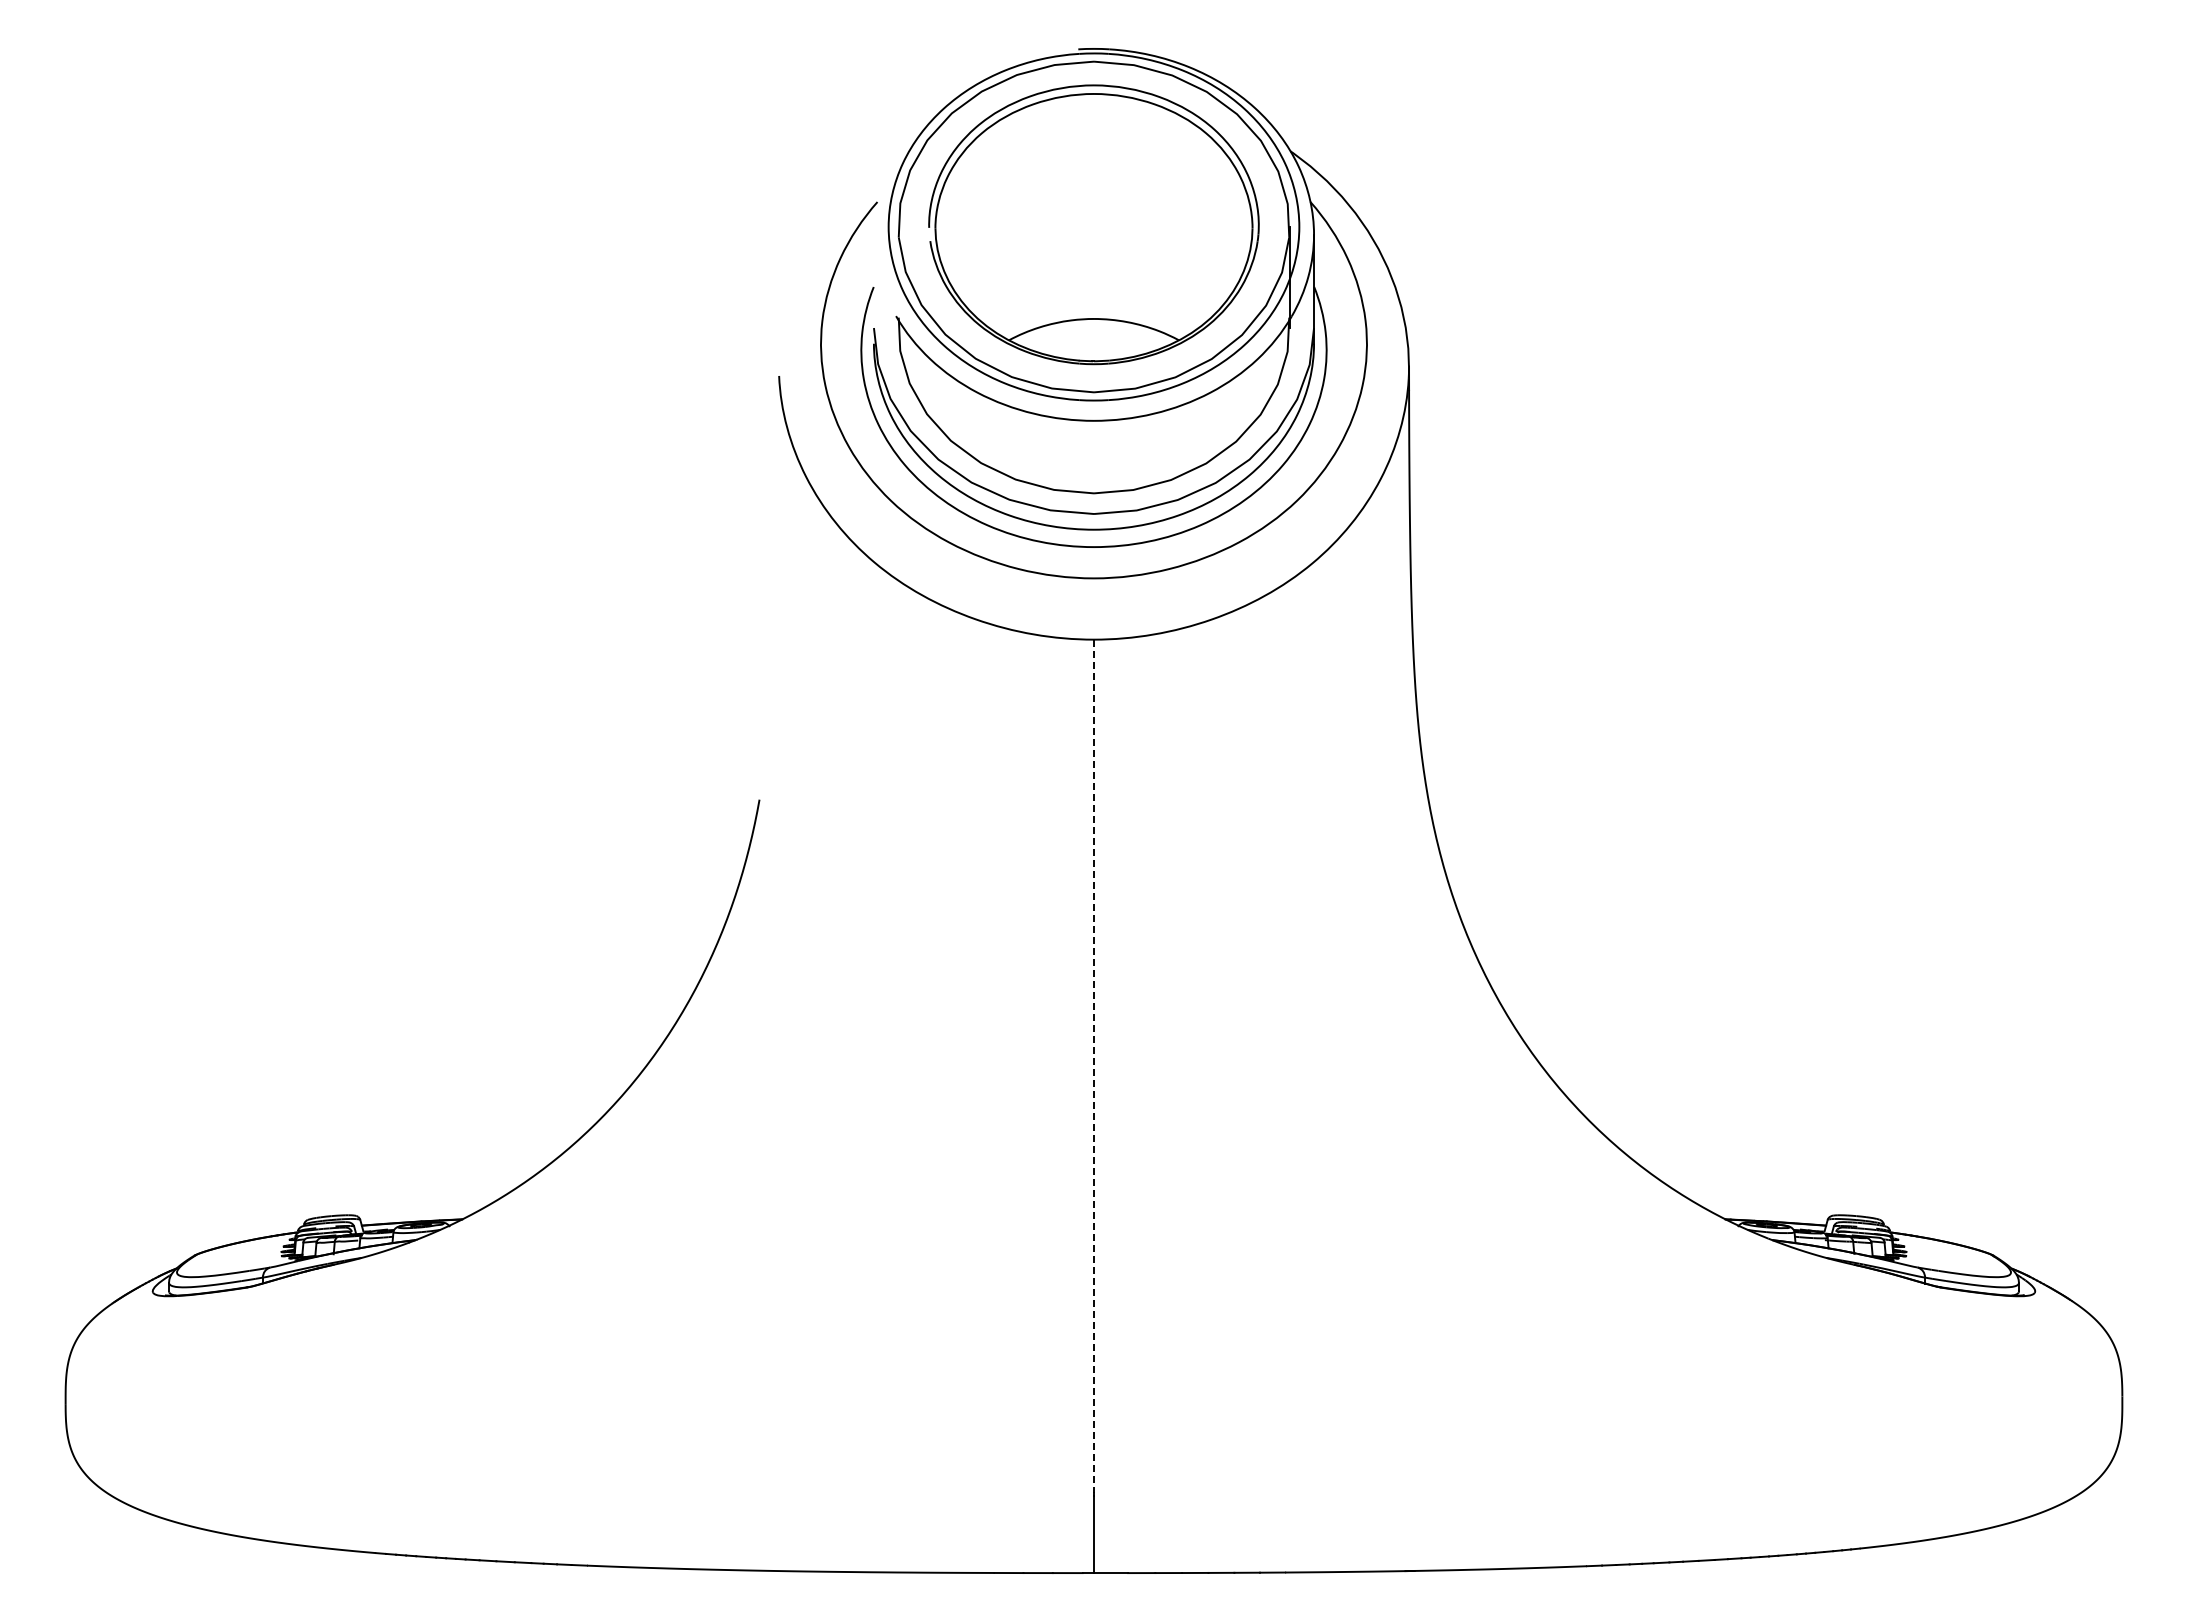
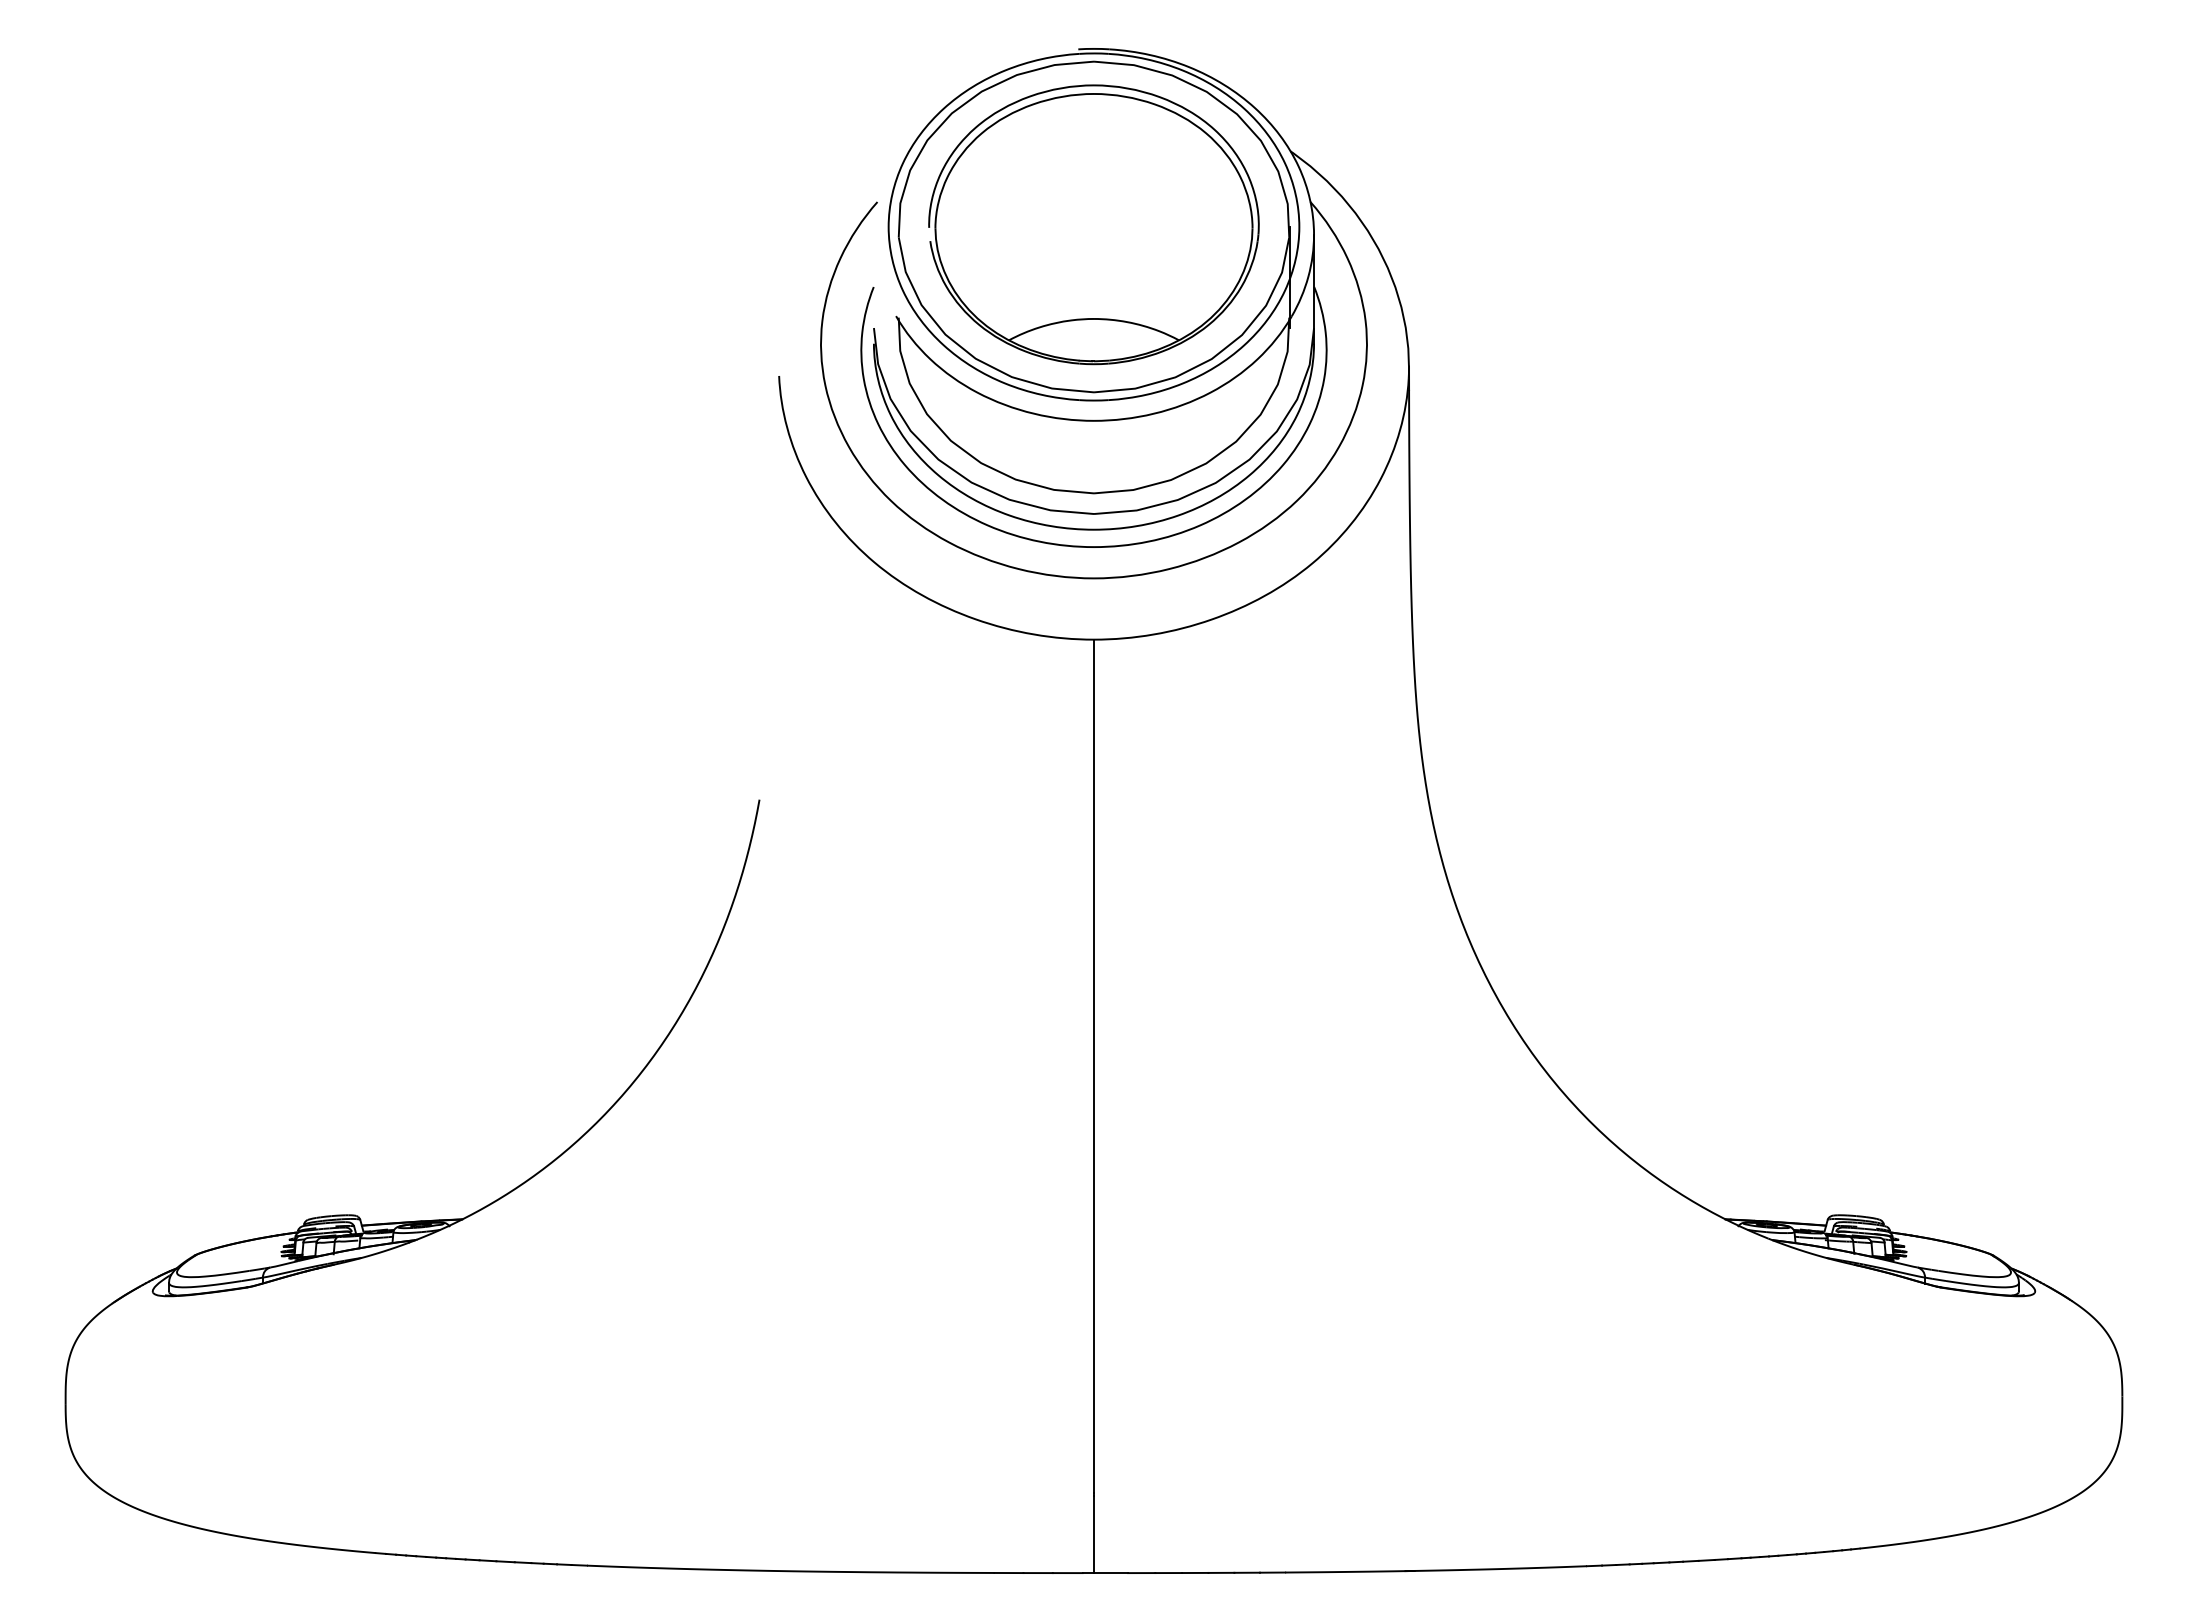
line: dashed -> solid (1094, 1066)
